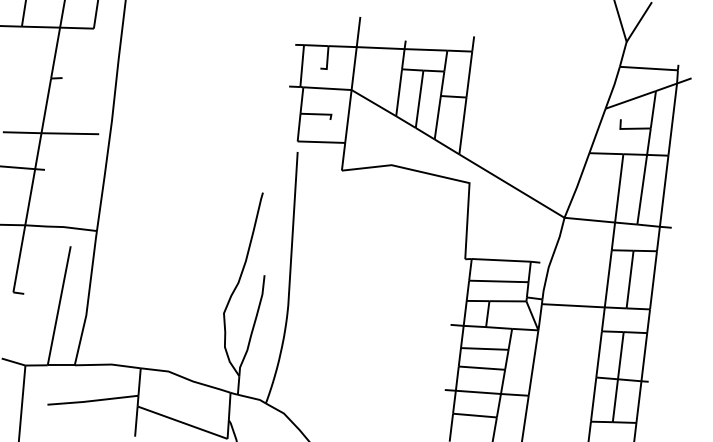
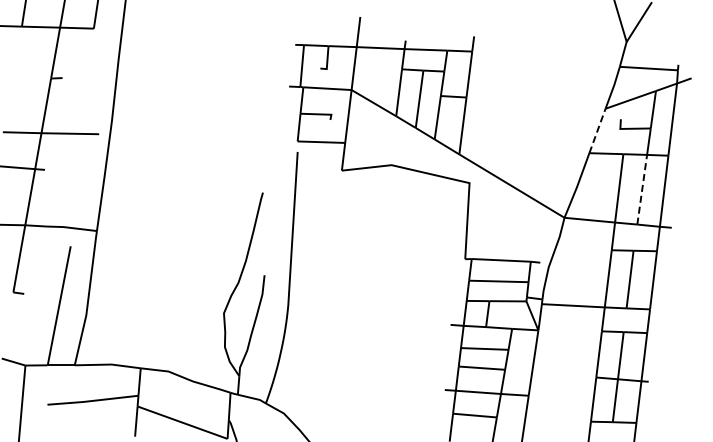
line: solid -> dashed (597, 130)
line: solid -> dashed (642, 189)
